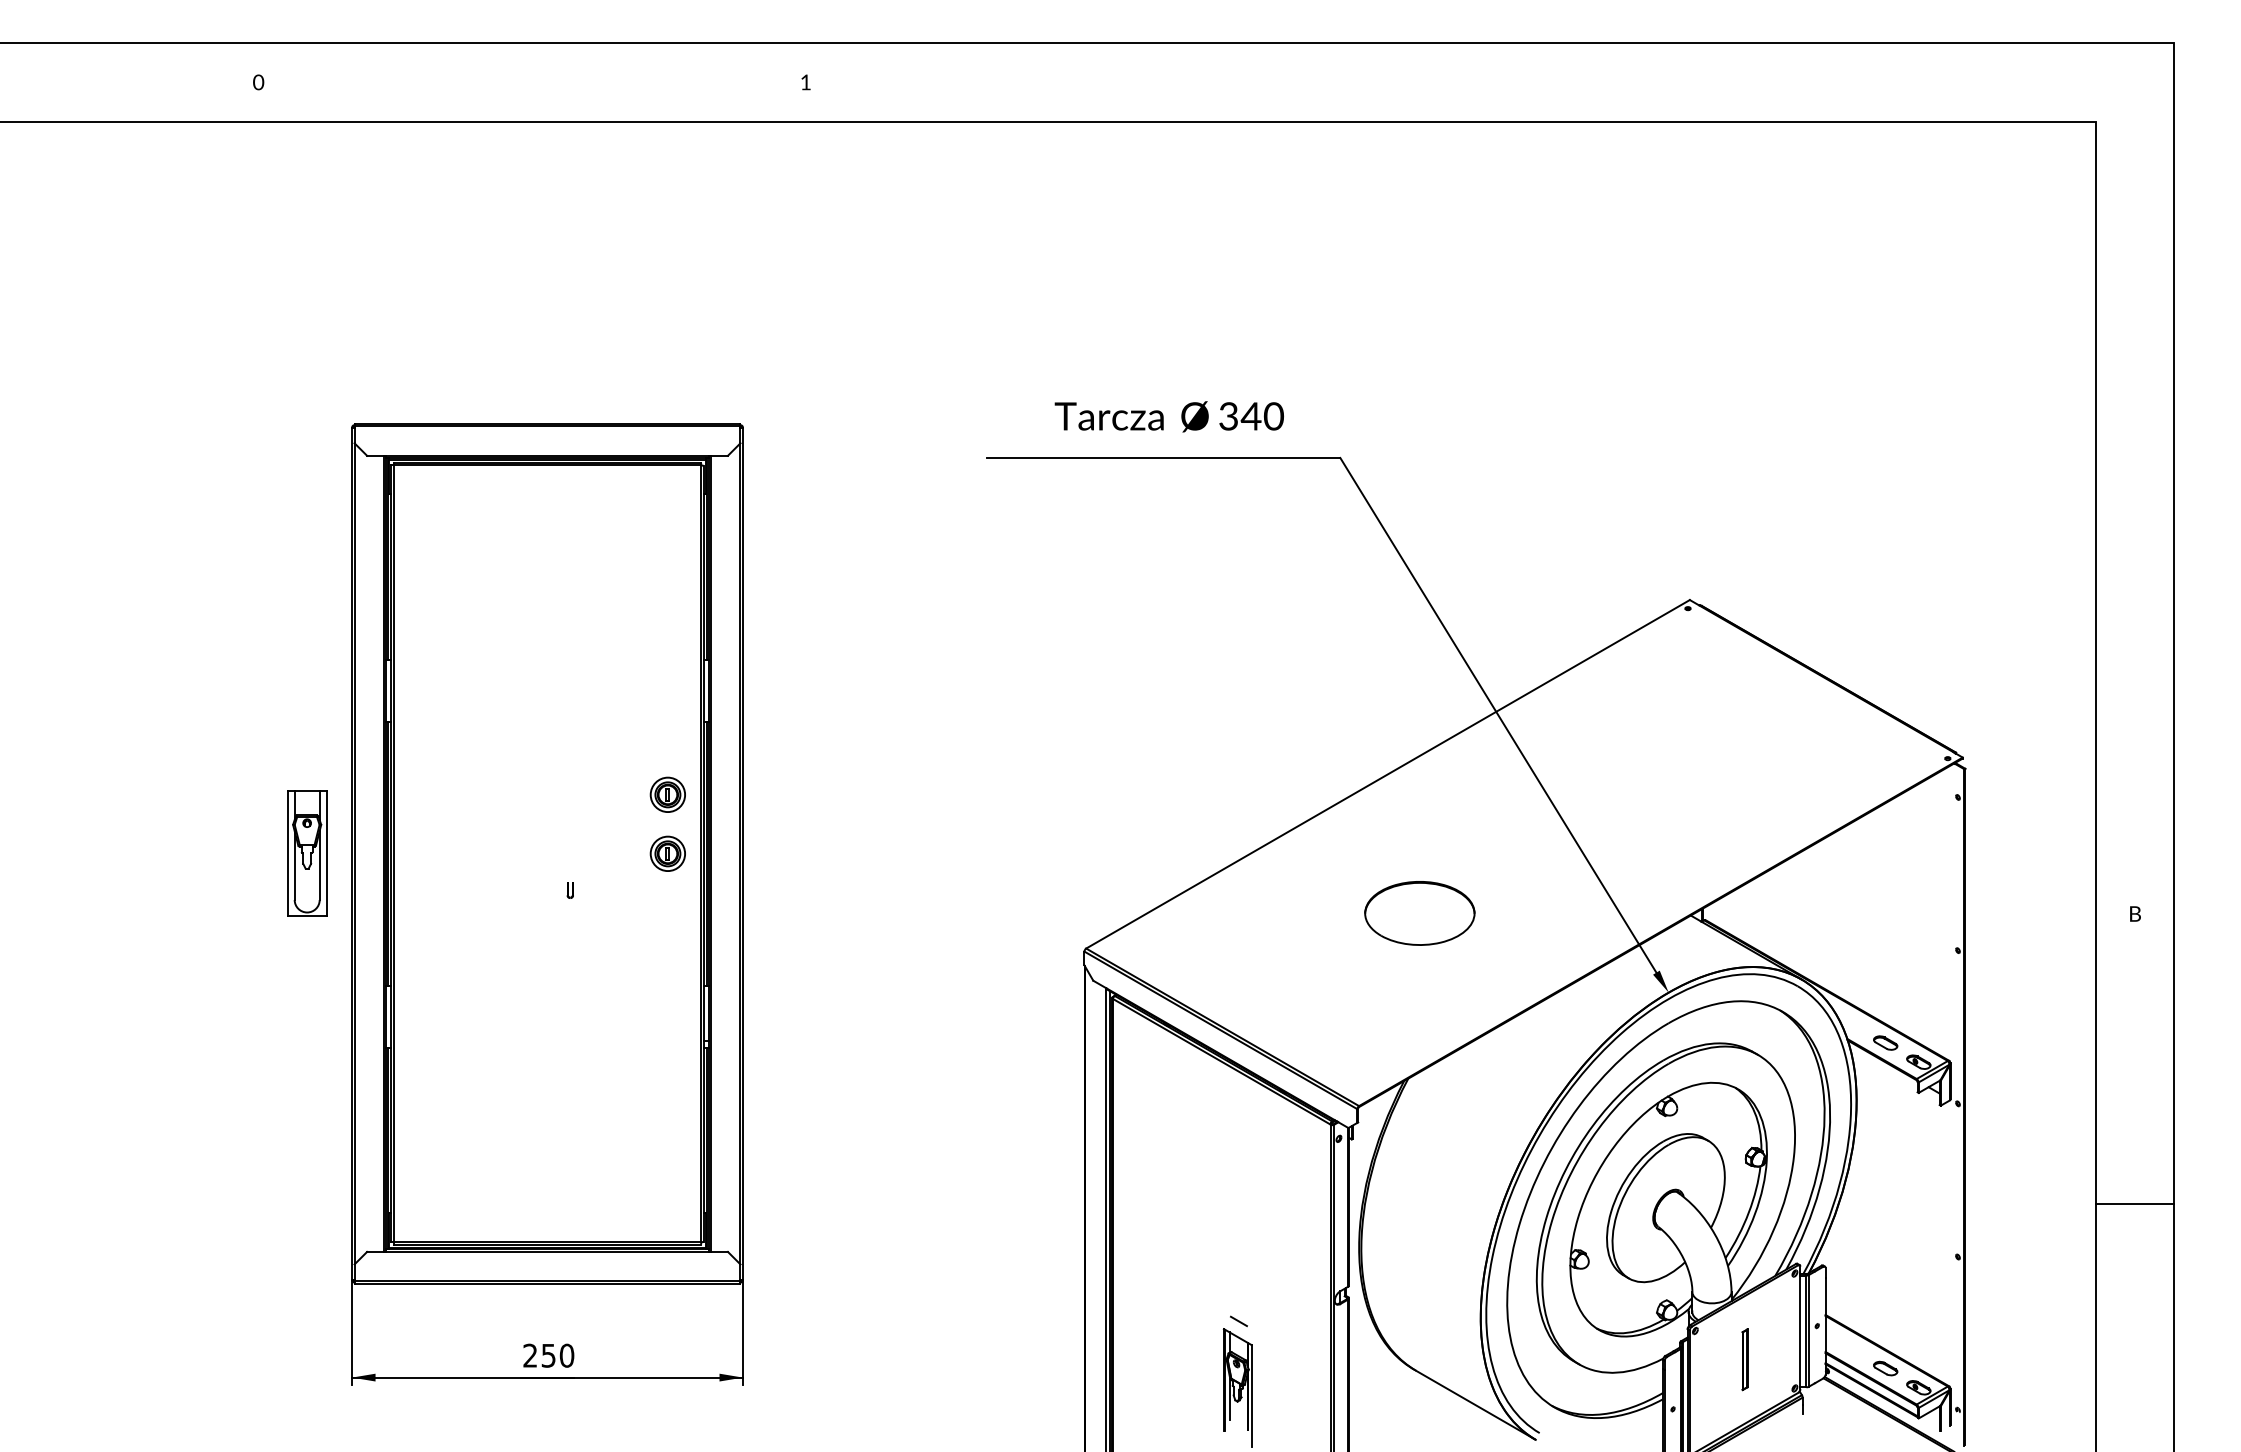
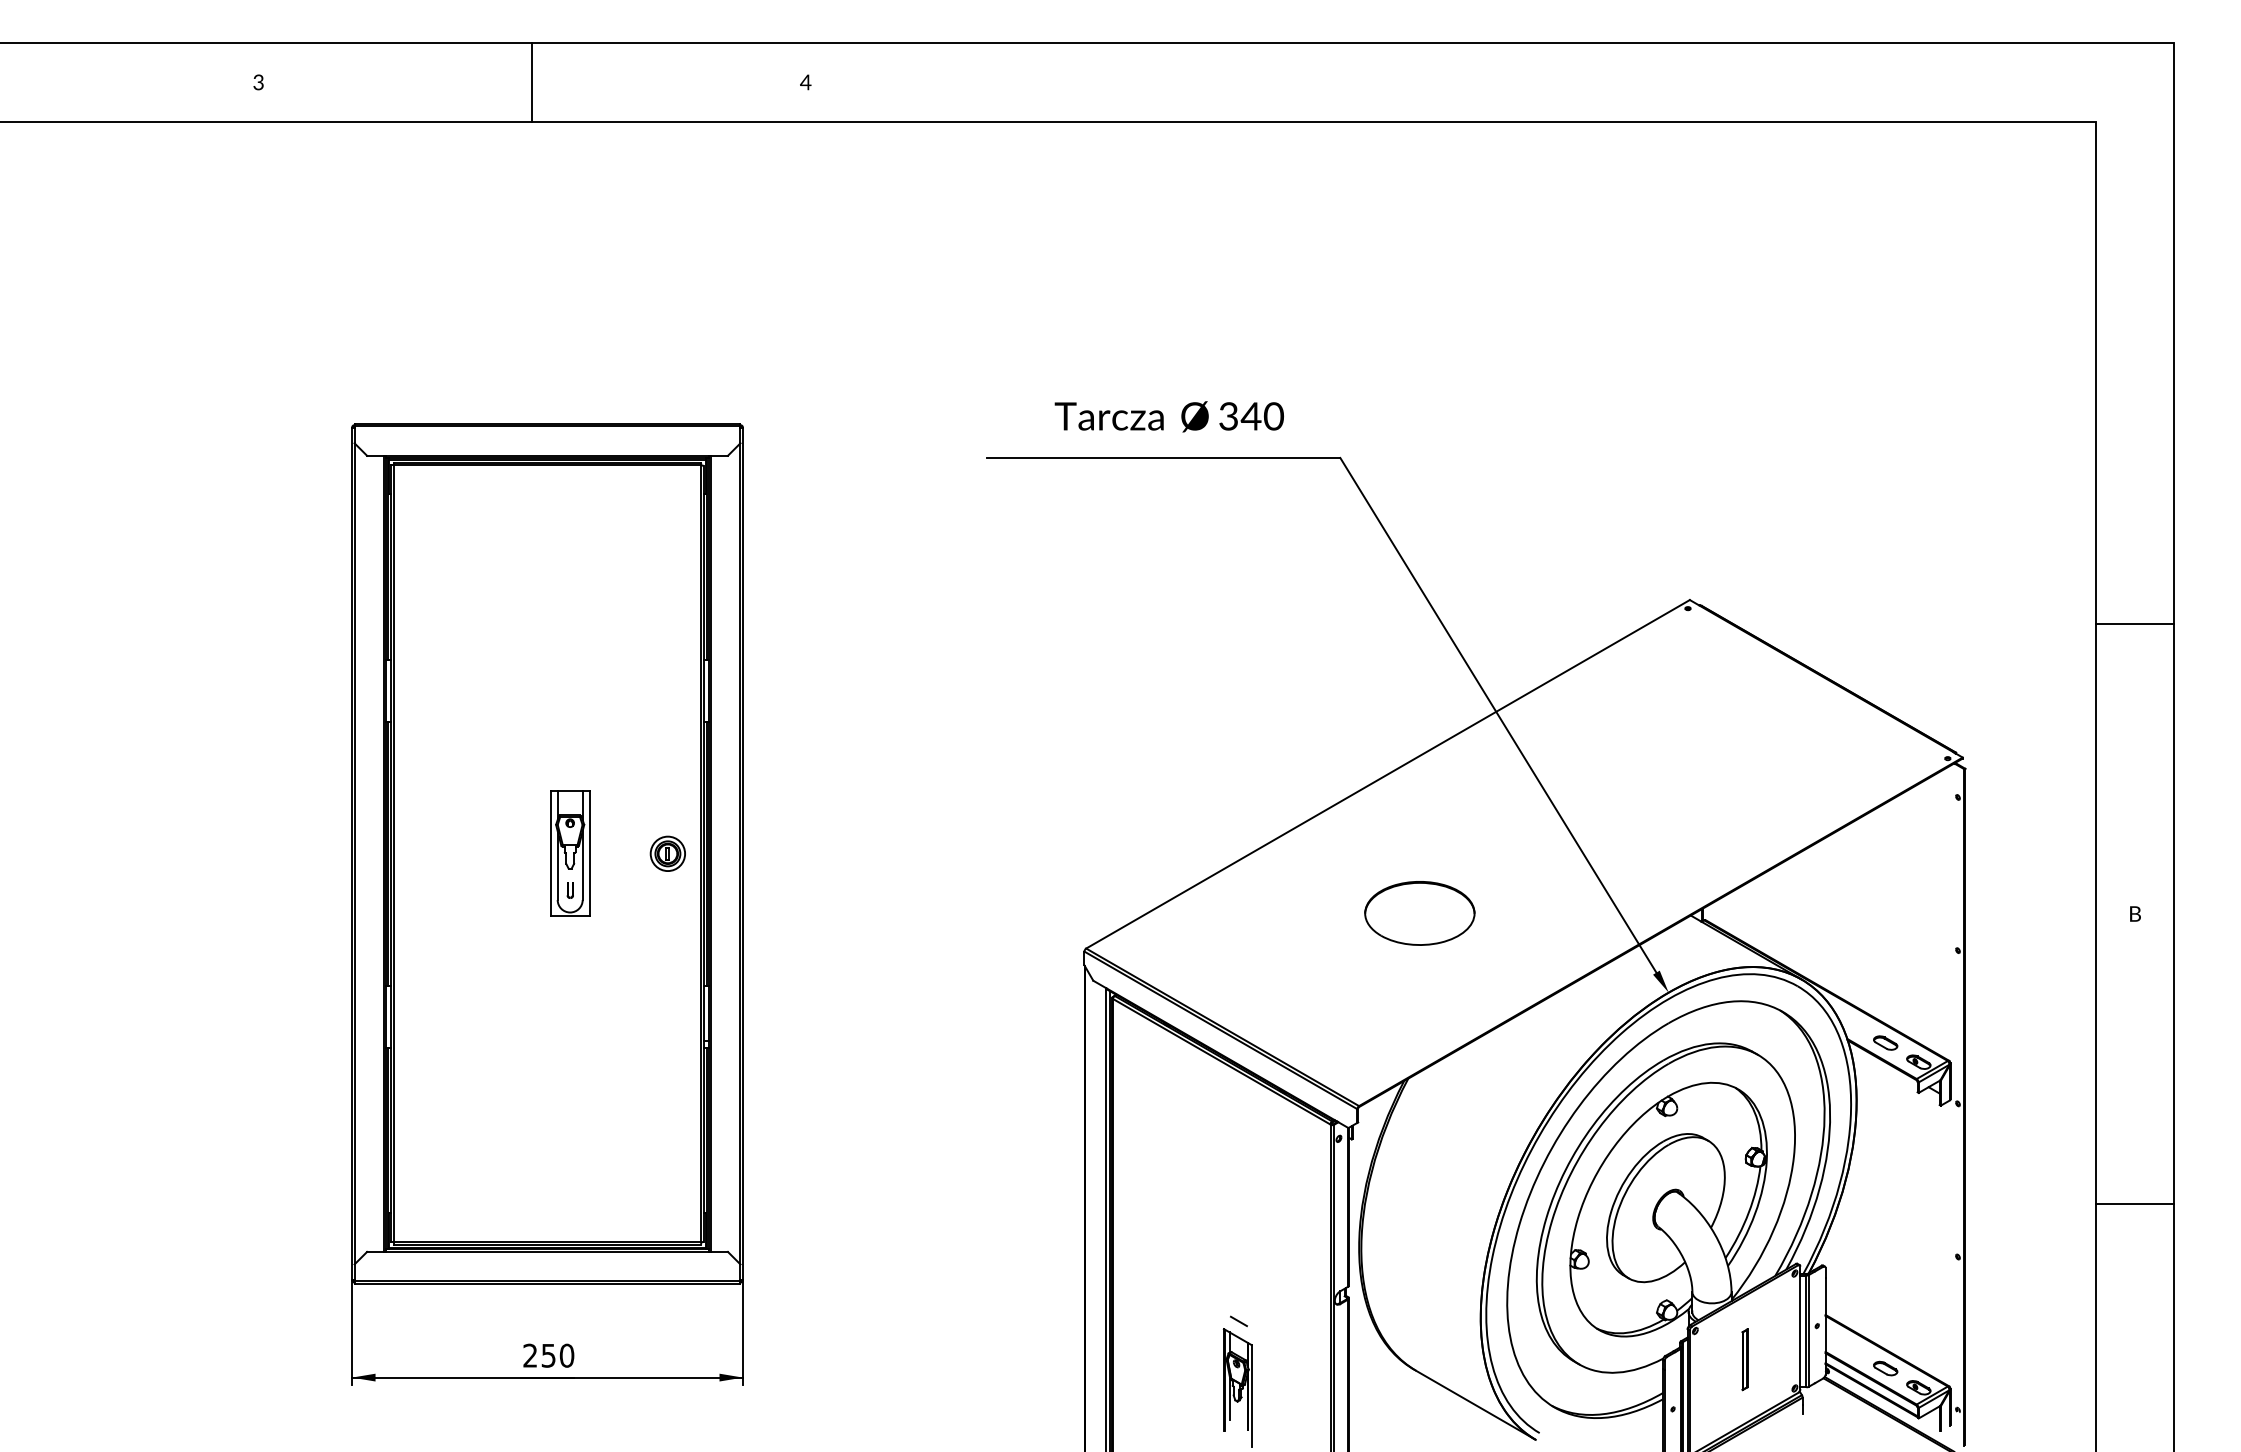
text: 0 -> 3 (258, 81)
line: none -> present (532, 82)
text: 1 -> 4 (805, 82)
line: none -> present (2134, 623)
part: present -> none (667, 794)
part position: (307, 853) -> (570, 853) (570, 853)
